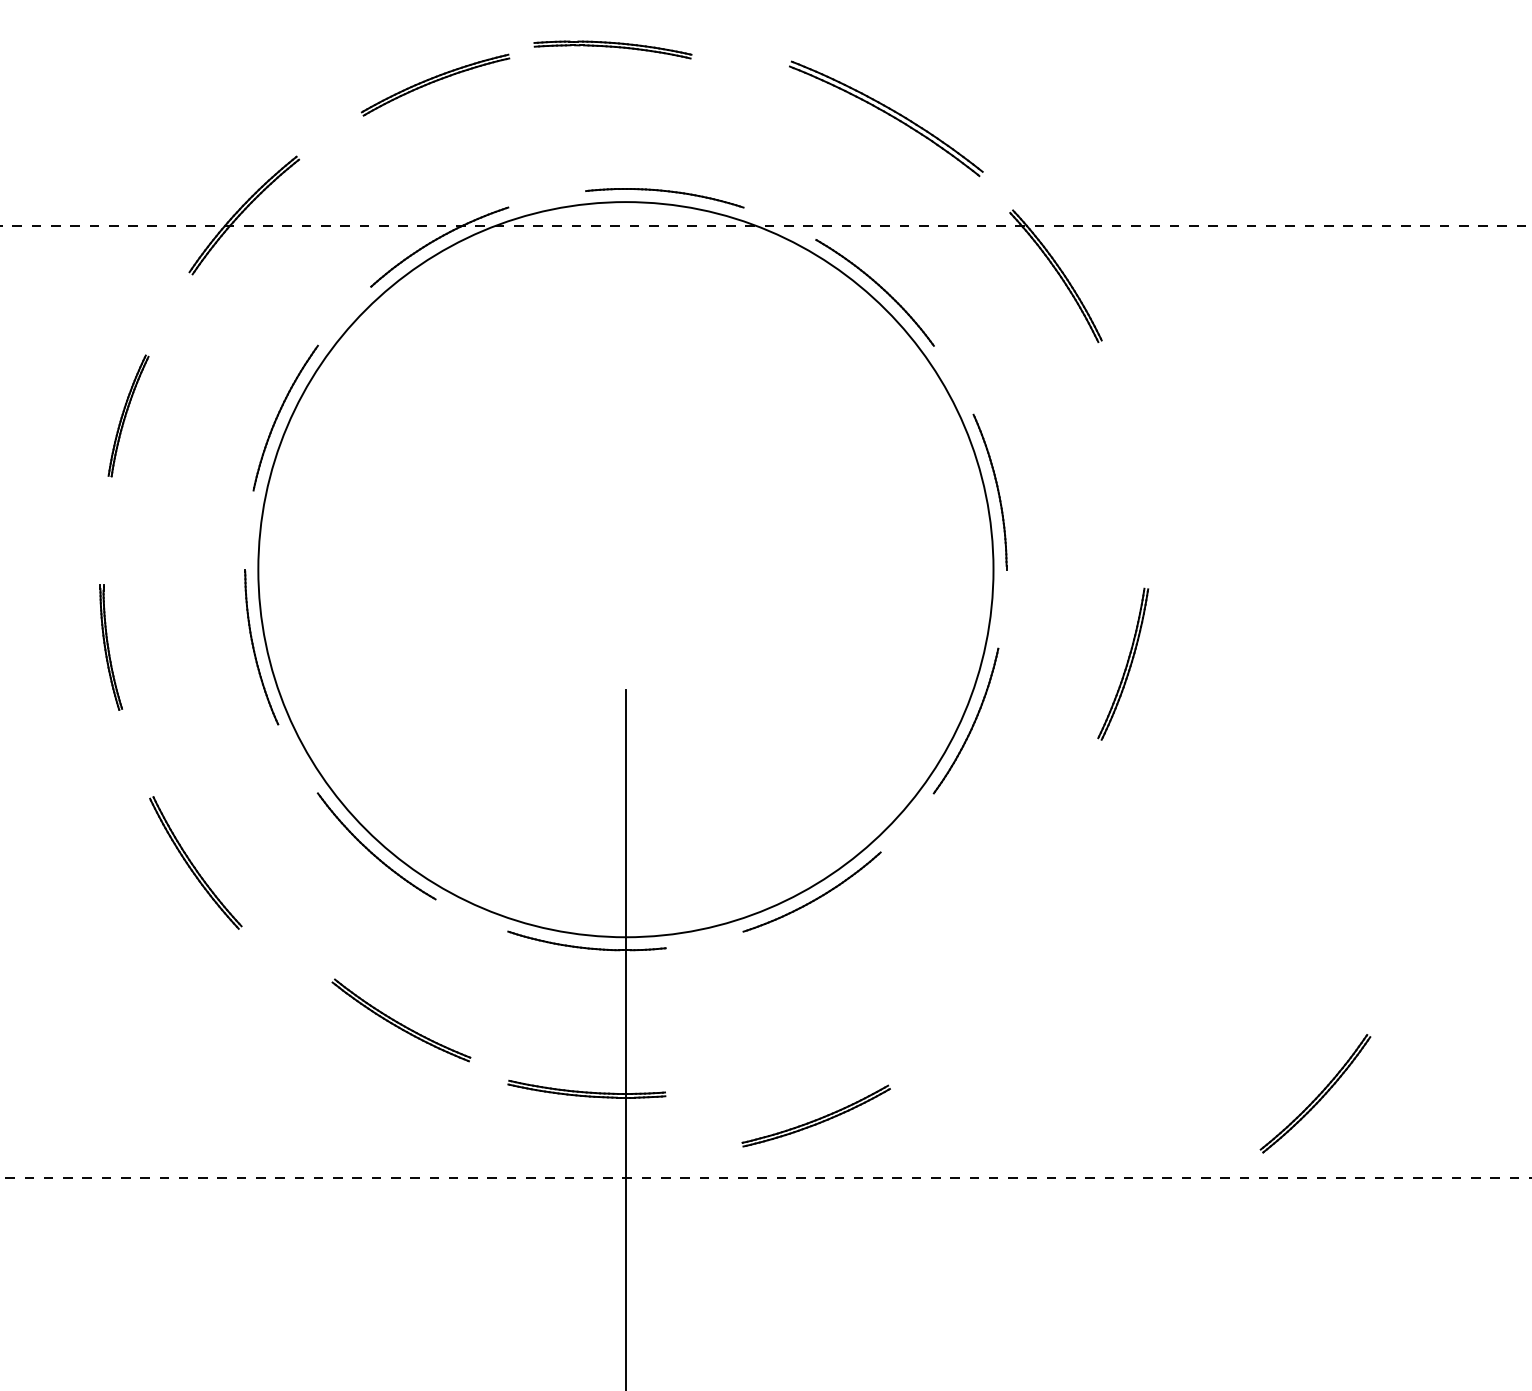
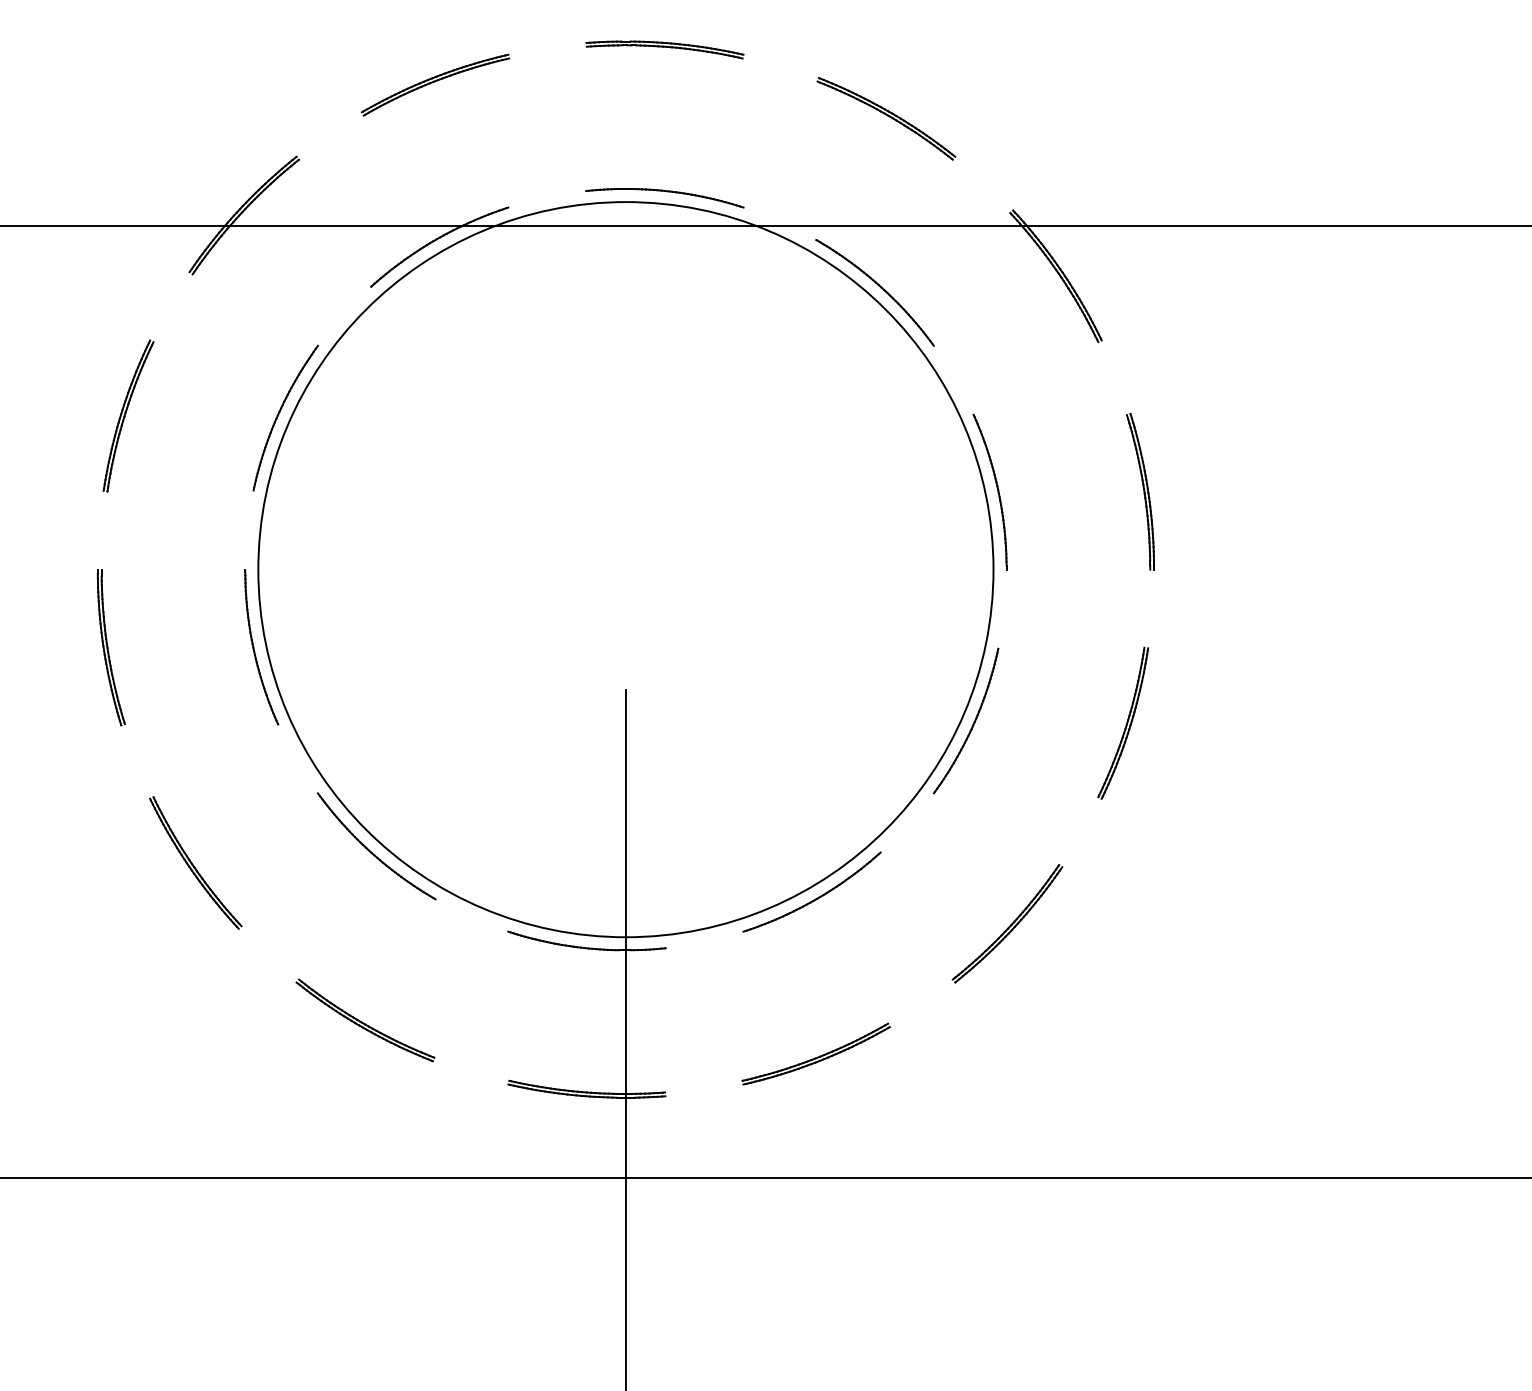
part position: (612, 49) -> (664, 49) (664, 49)
part size: 195x118 px -> 141x84 px (886, 118)
line: dashed -> solid (766, 226)
part size: 43x124 px -> 53x154 px (128, 415)
part: none -> present (1140, 491)
part size: 25x127 px -> 30x158 px (110, 647)
part position: (1123, 663) -> (1123, 722) (1123, 722)
part position: (401, 1020) -> (365, 1020) (365, 1020)
part position: (1315, 1093) -> (1007, 923) (1007, 923)
part position: (815, 1115) -> (815, 1053) (815, 1053)
line: dashed -> solid (765, 1178)
